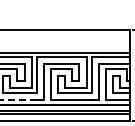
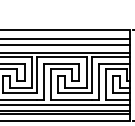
line: none -> present (66, 38)
line: none -> present (66, 45)
line: dashed -> solid (17, 100)
